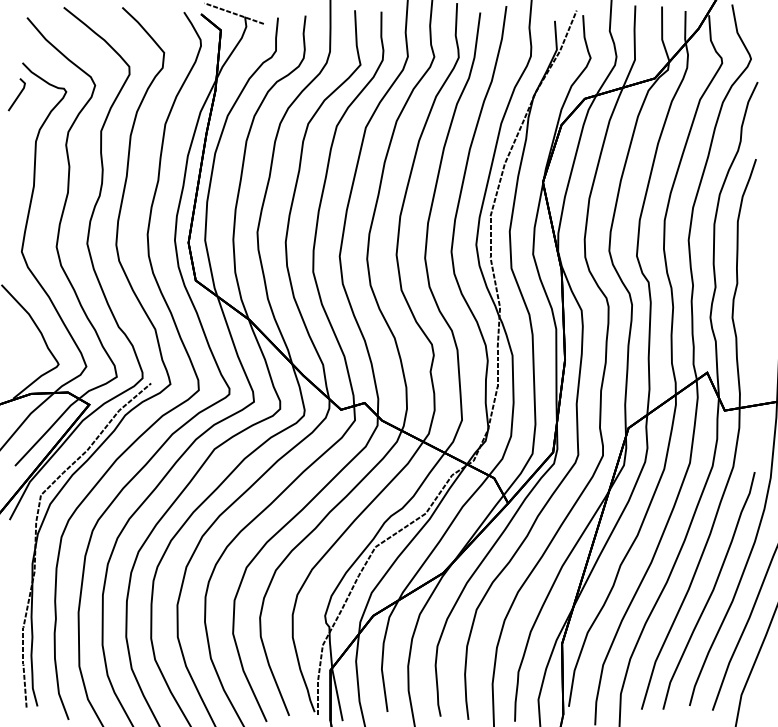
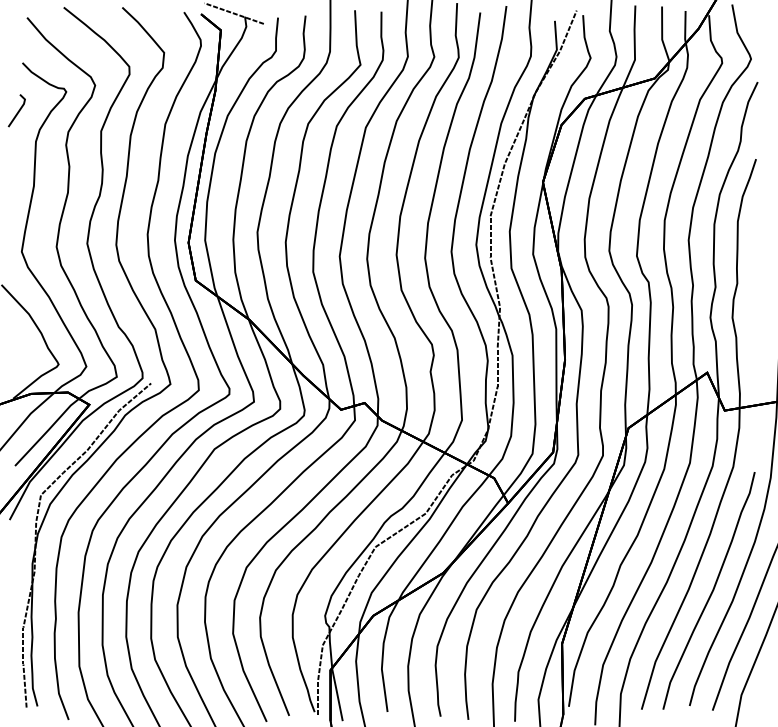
line position: (17, 95) -> (17, 111) (17, 111)
